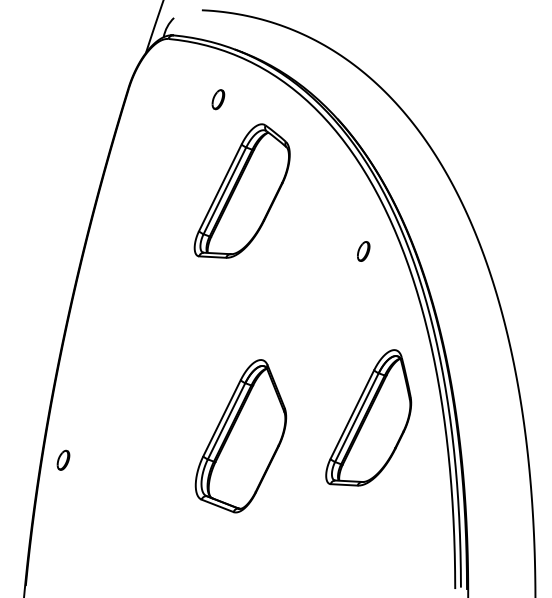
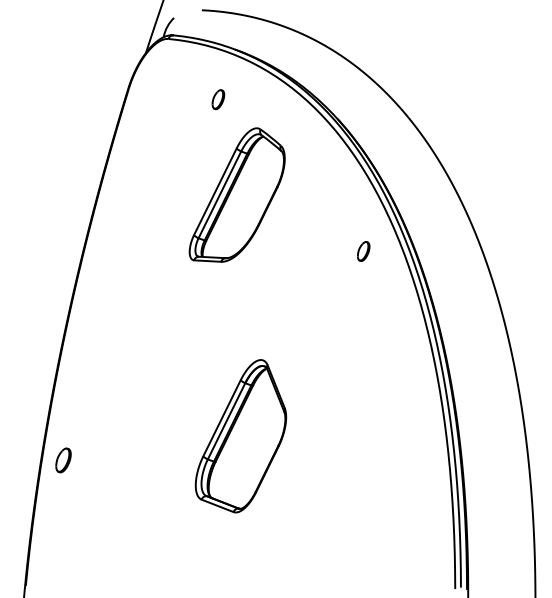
part position: (241, 190) -> (236, 194) (236, 194)
part: present -> none (368, 417)
part size: 15x22 px -> 17x27 px (63, 460)
